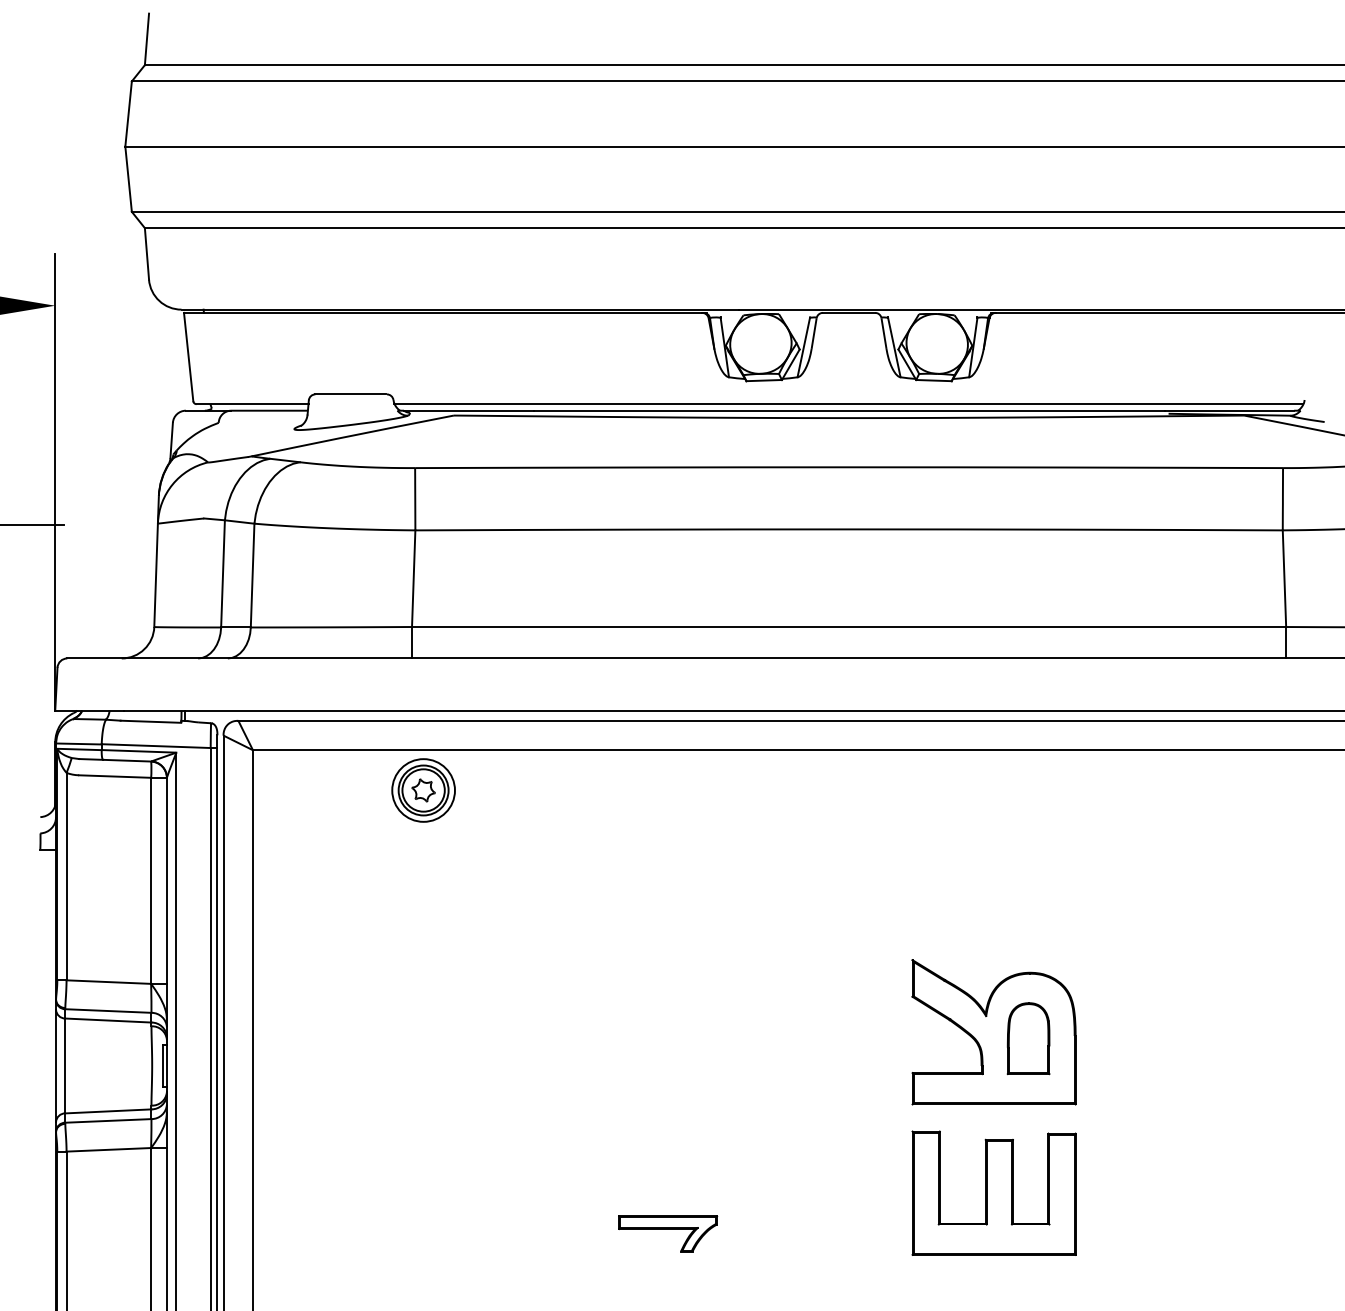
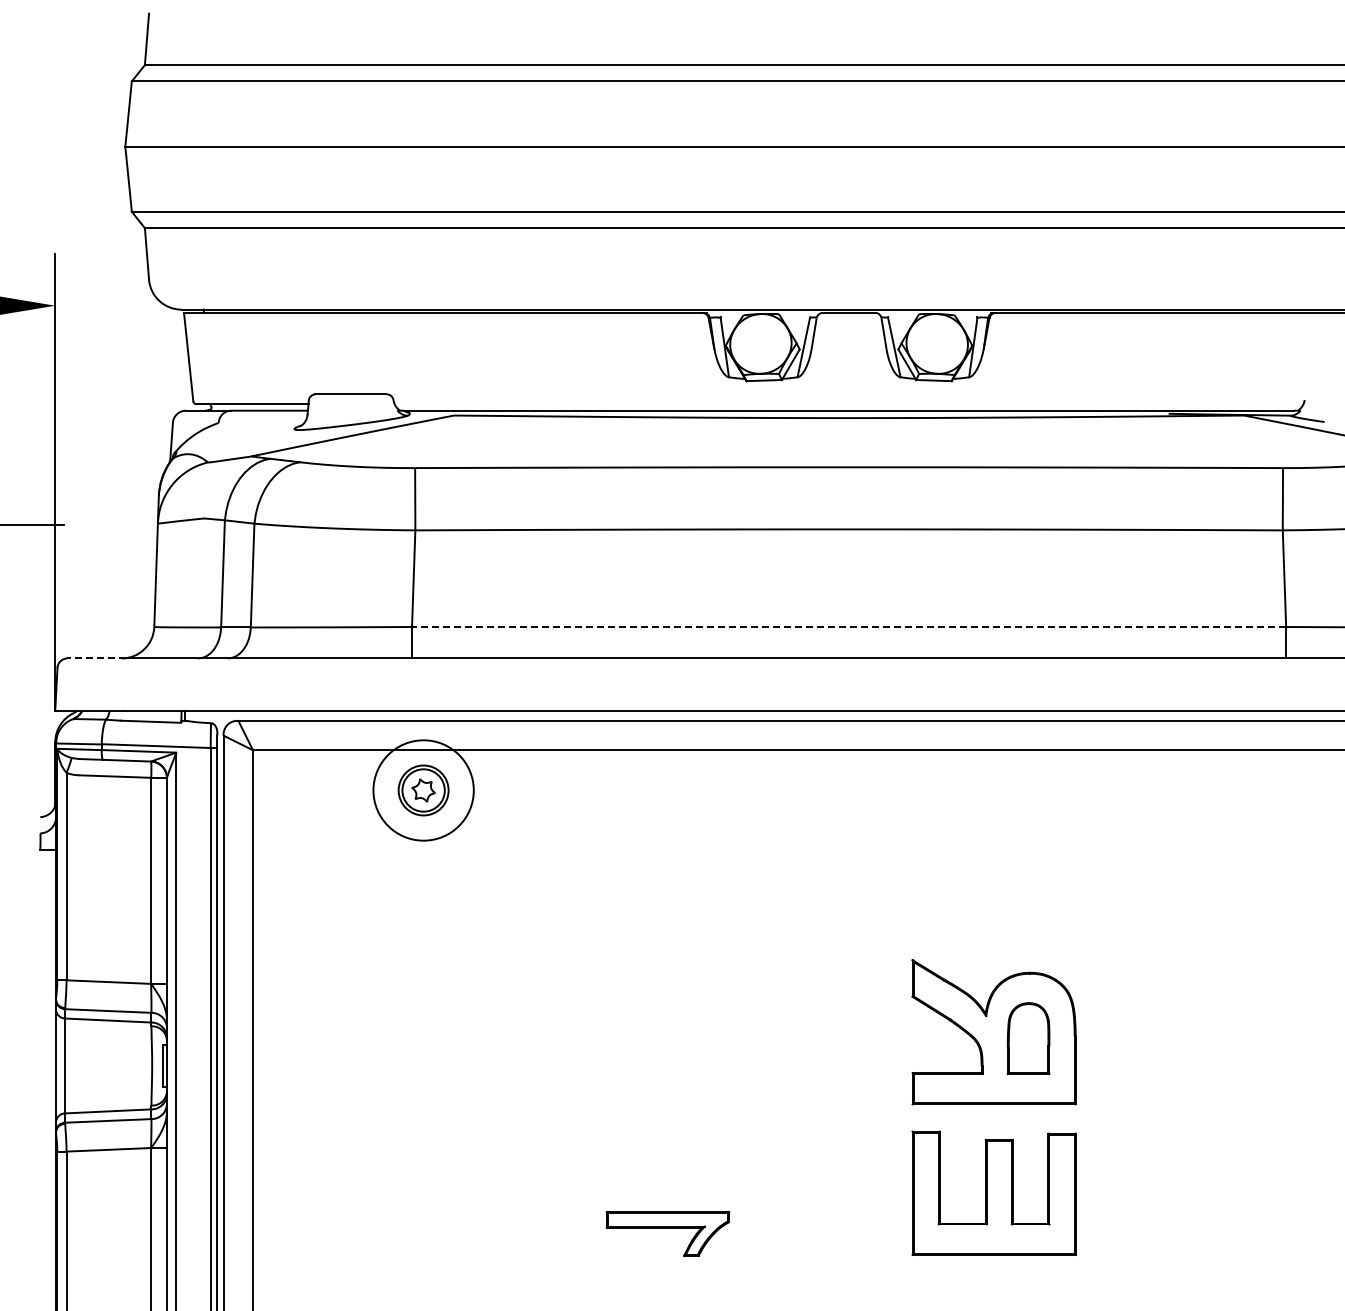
line: present -> none (848, 404)
line: solid -> dashed (848, 627)
line: solid -> dashed (96, 658)
circle diameter: 63 px -> 100 px (423, 790)
part size: 101x38 px -> 126x46 px (667, 1233)
